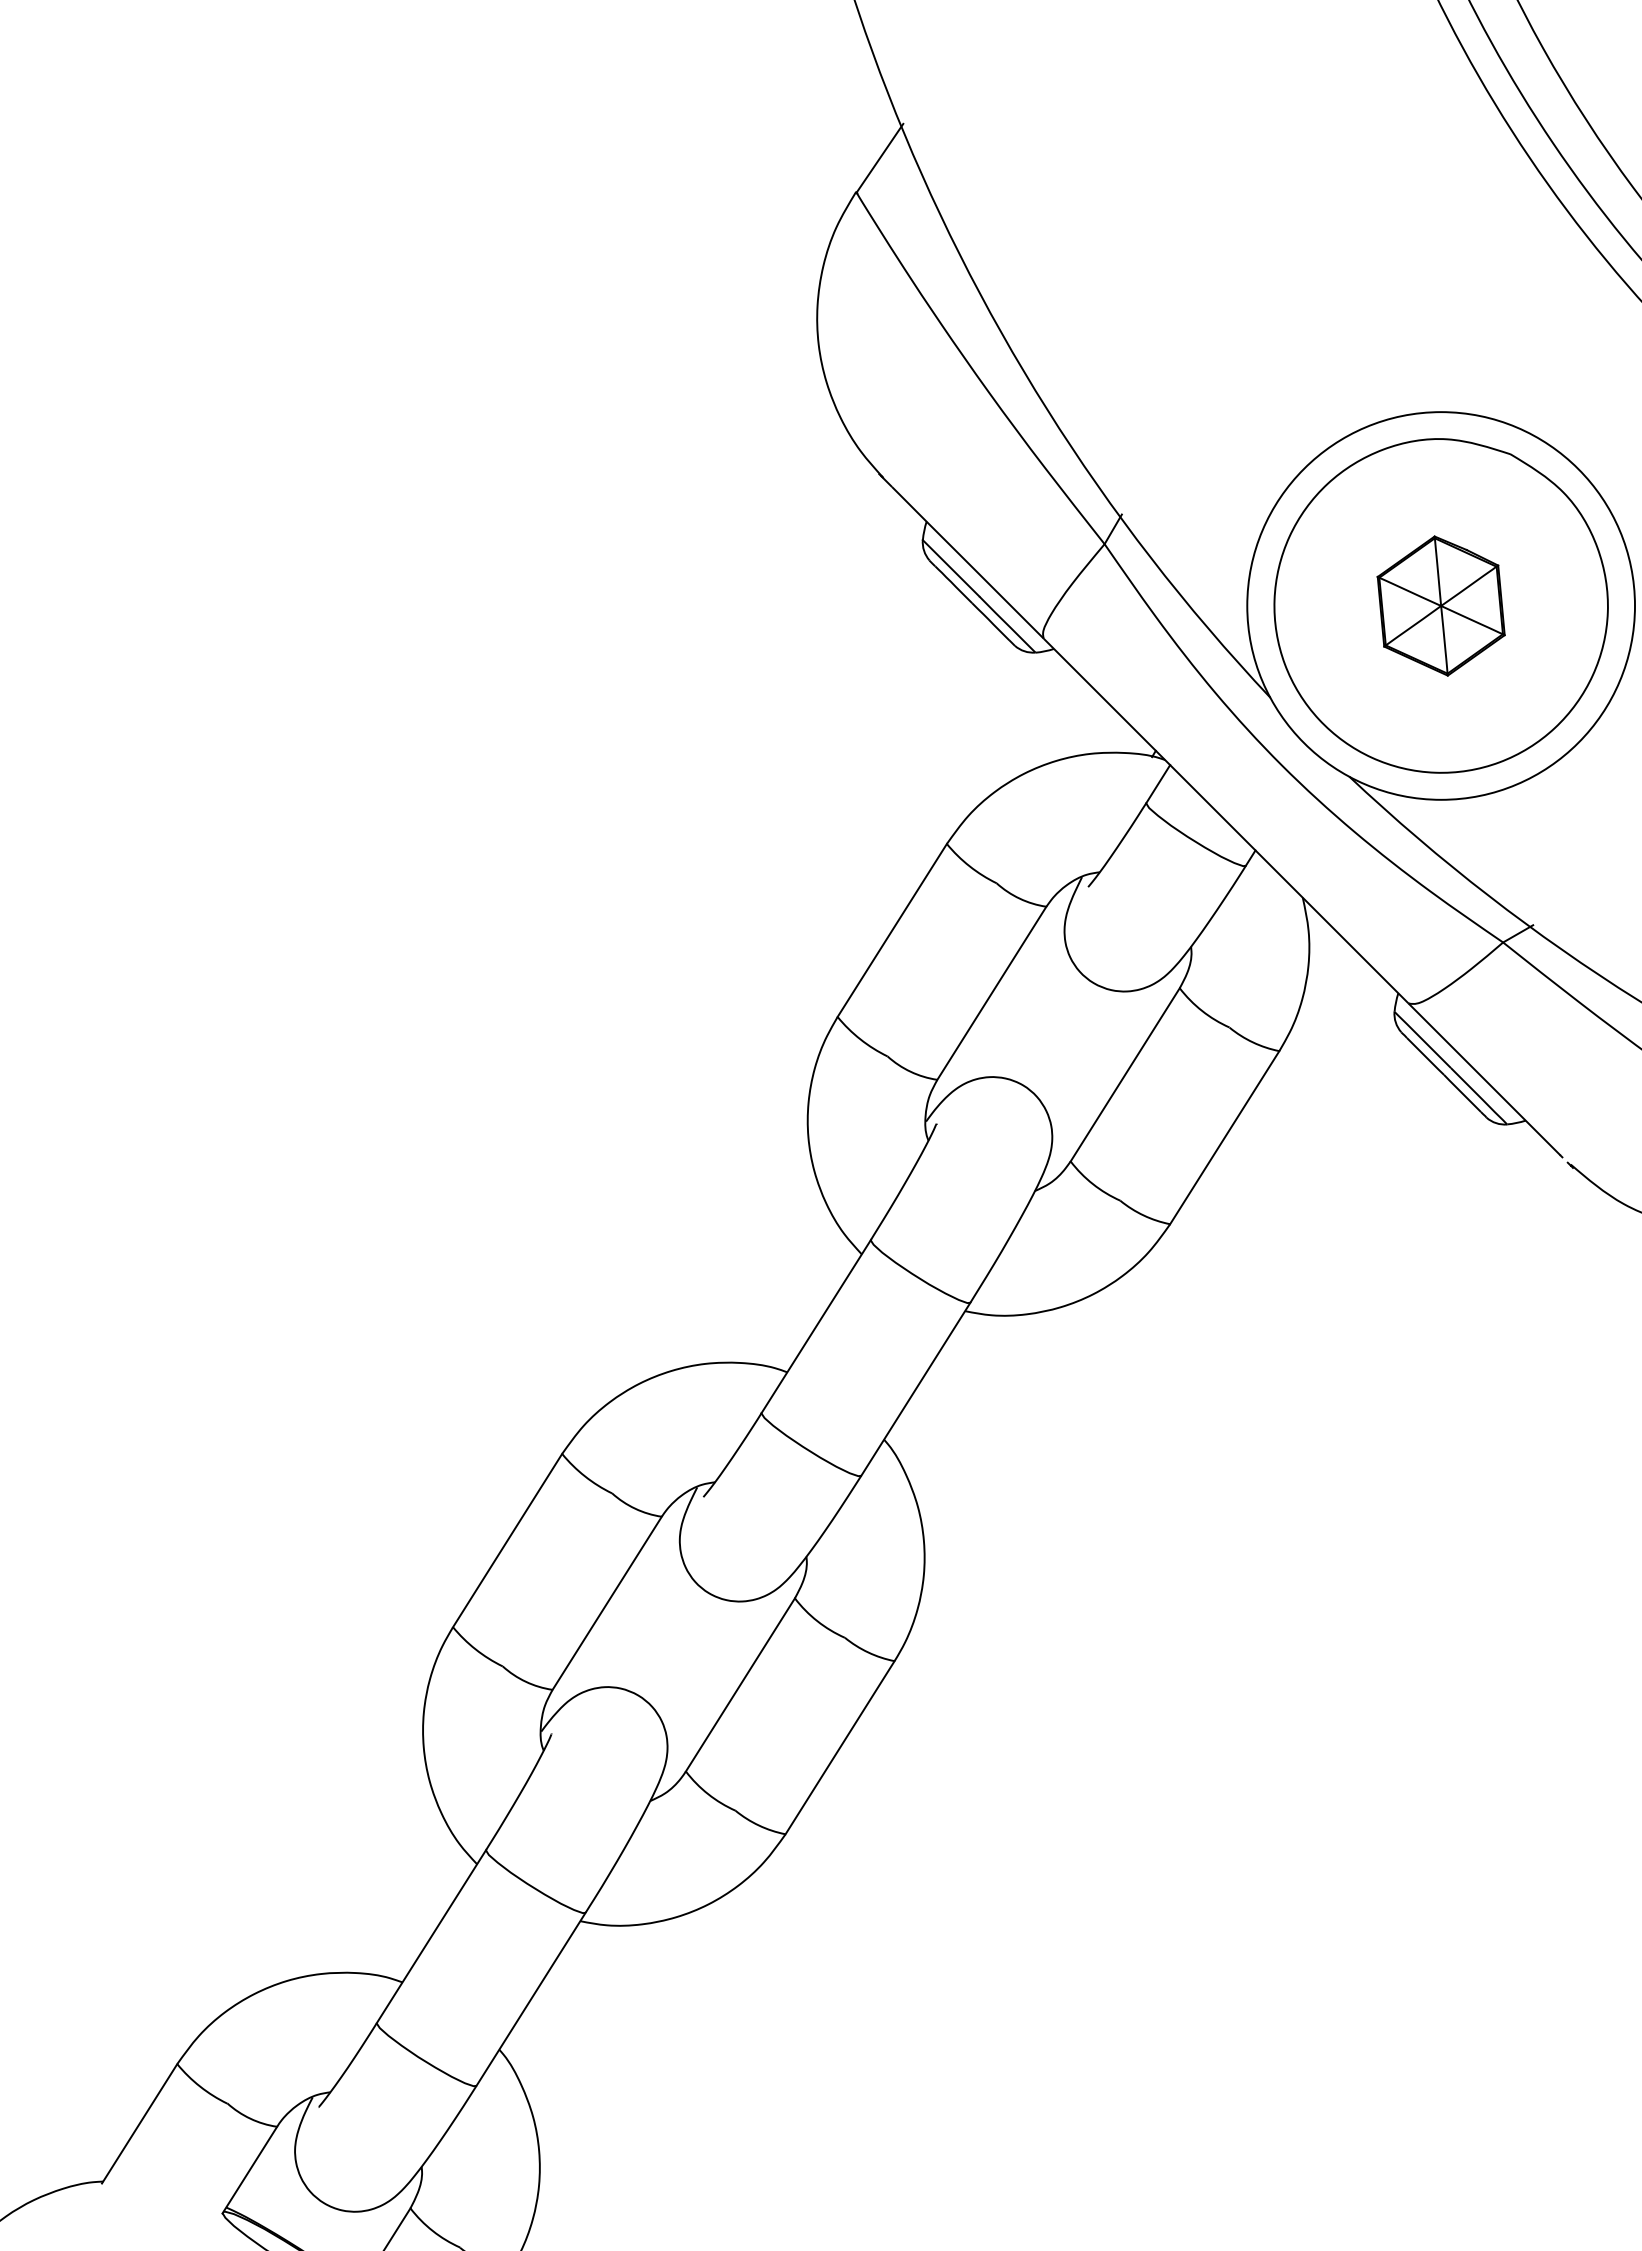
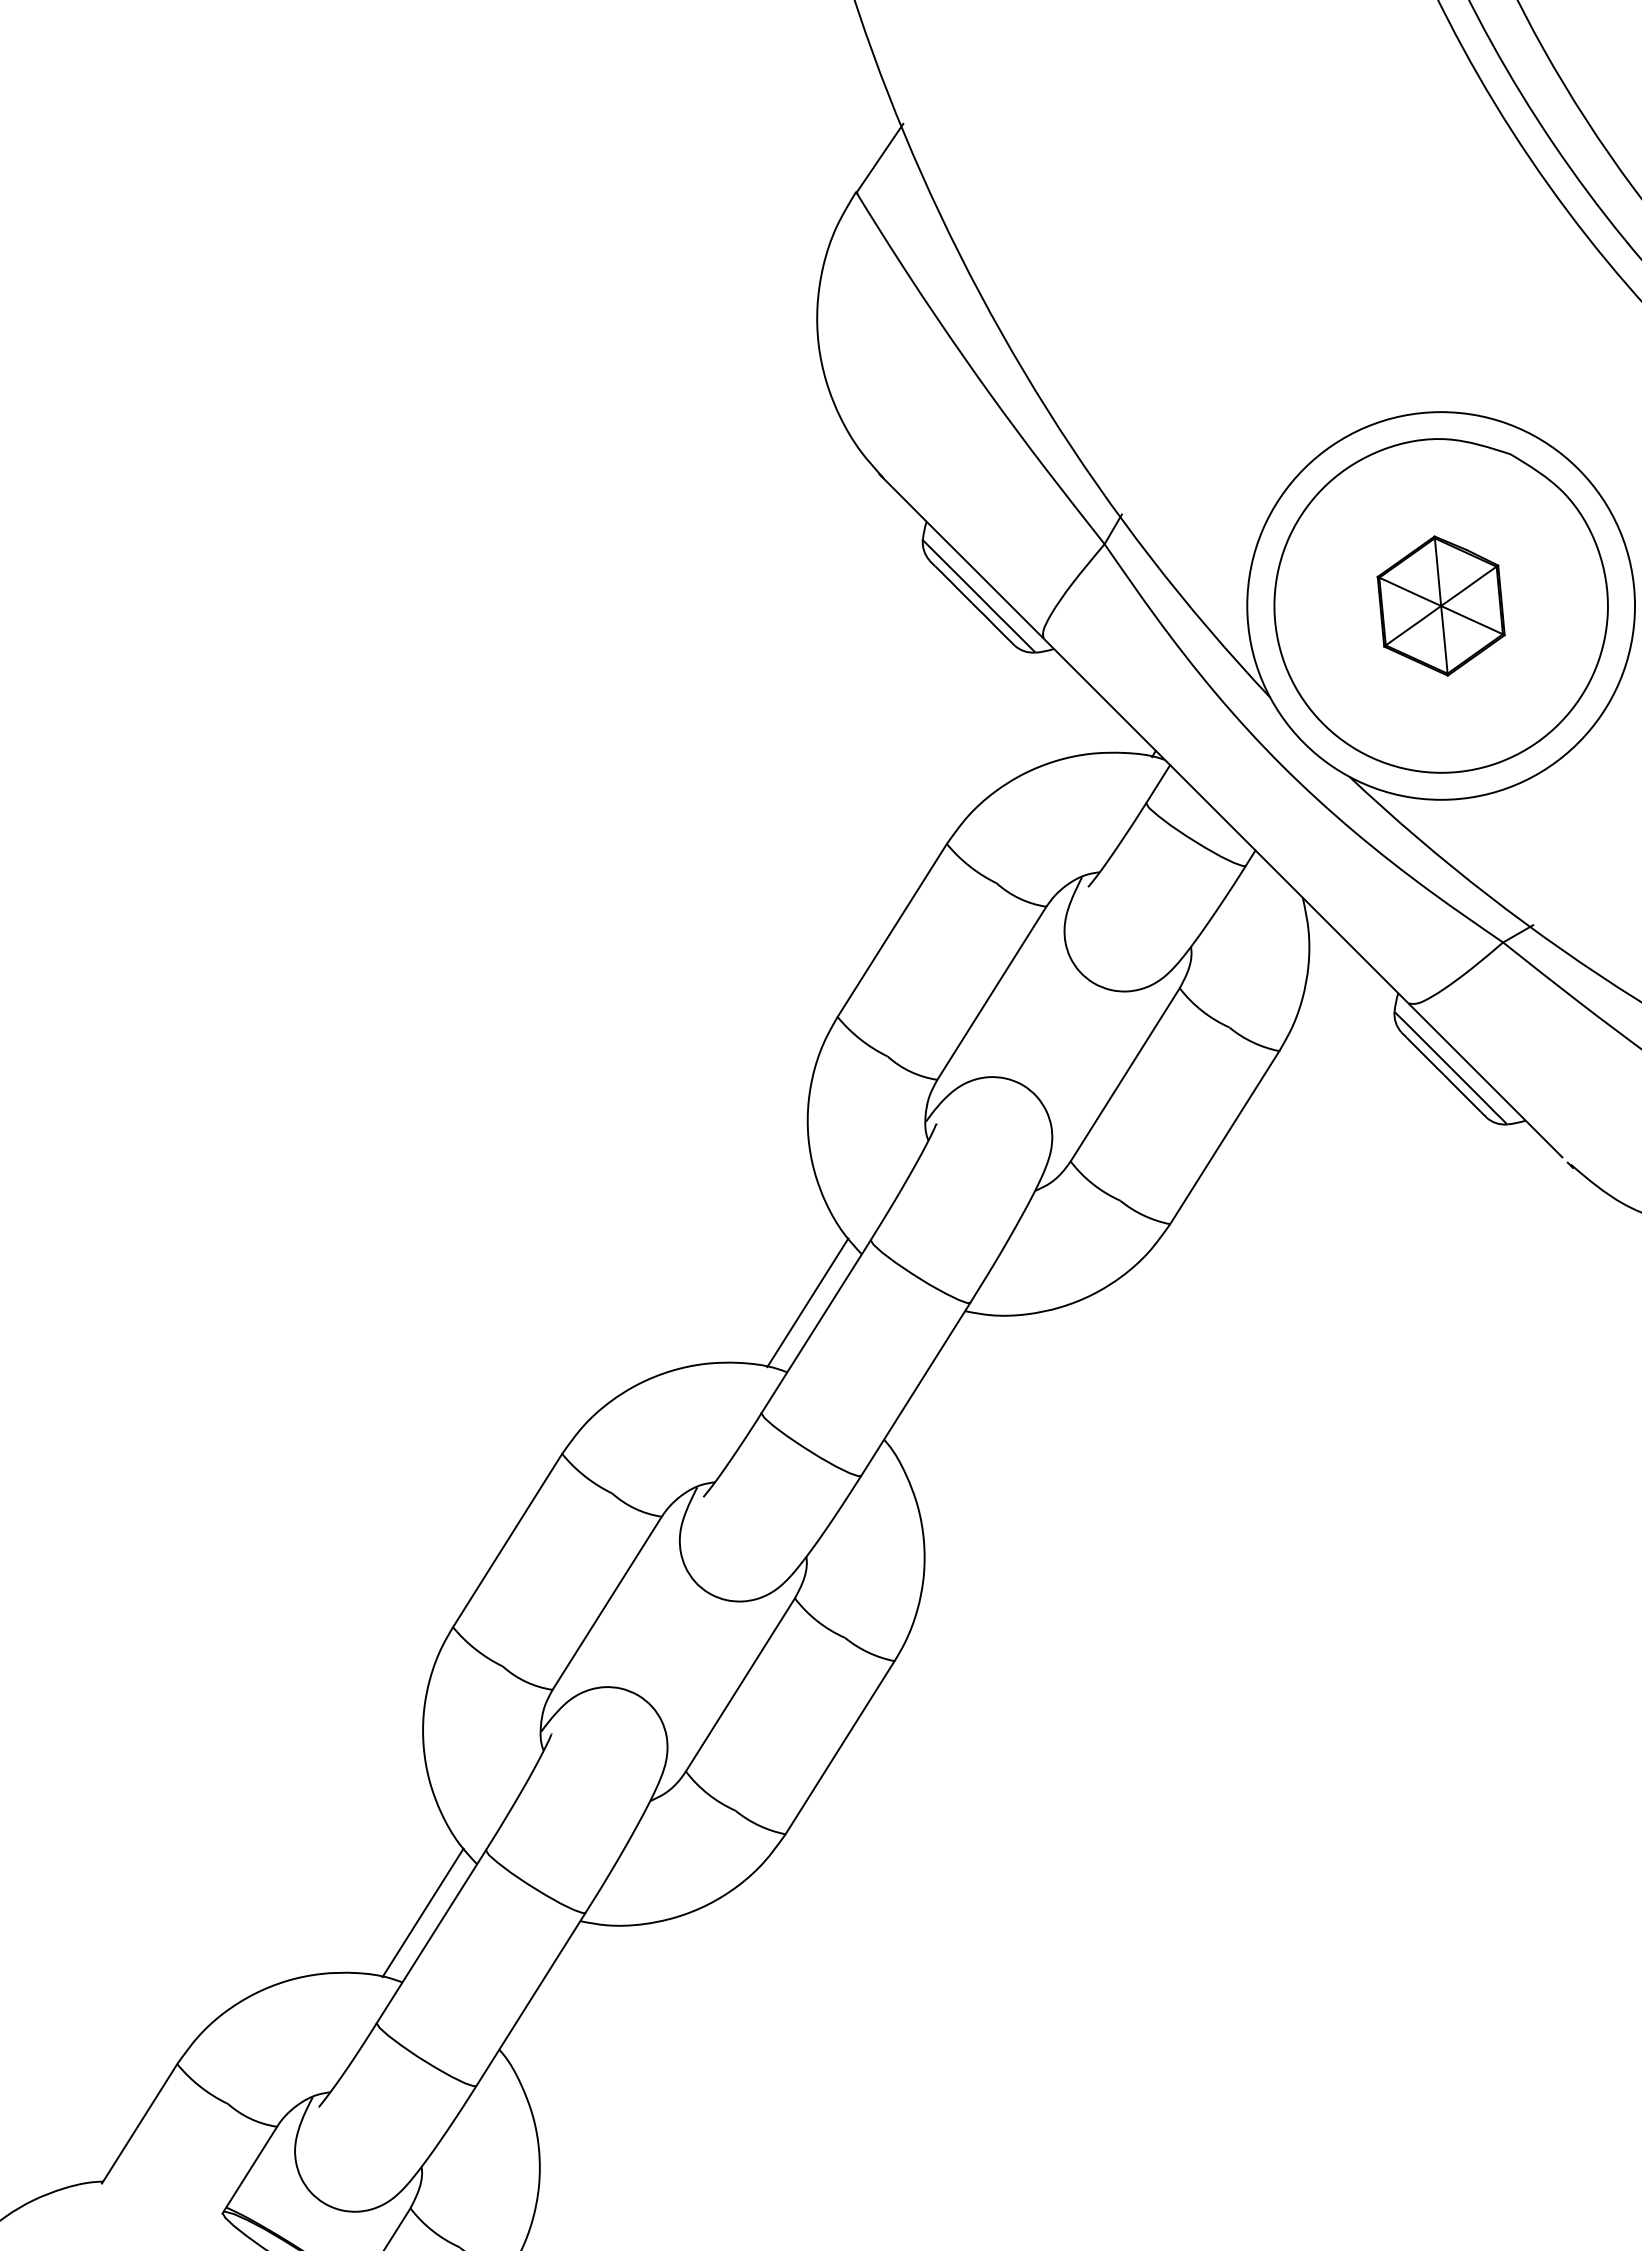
line: none -> present (807, 1302)
line: none -> present (422, 1912)
